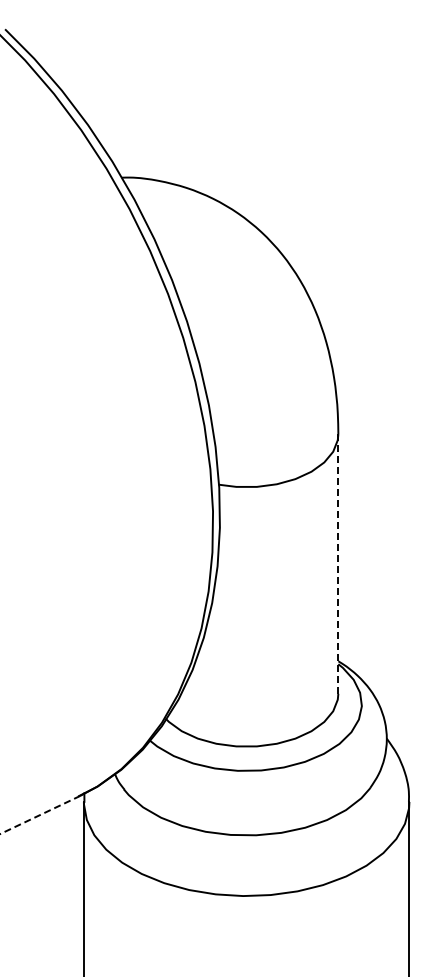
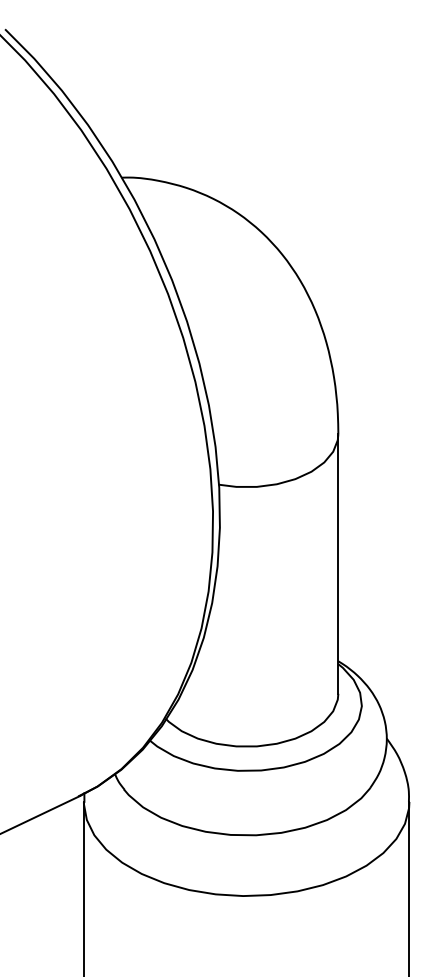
line: dashed -> solid (338, 564)
line: dashed -> solid (40, 814)
